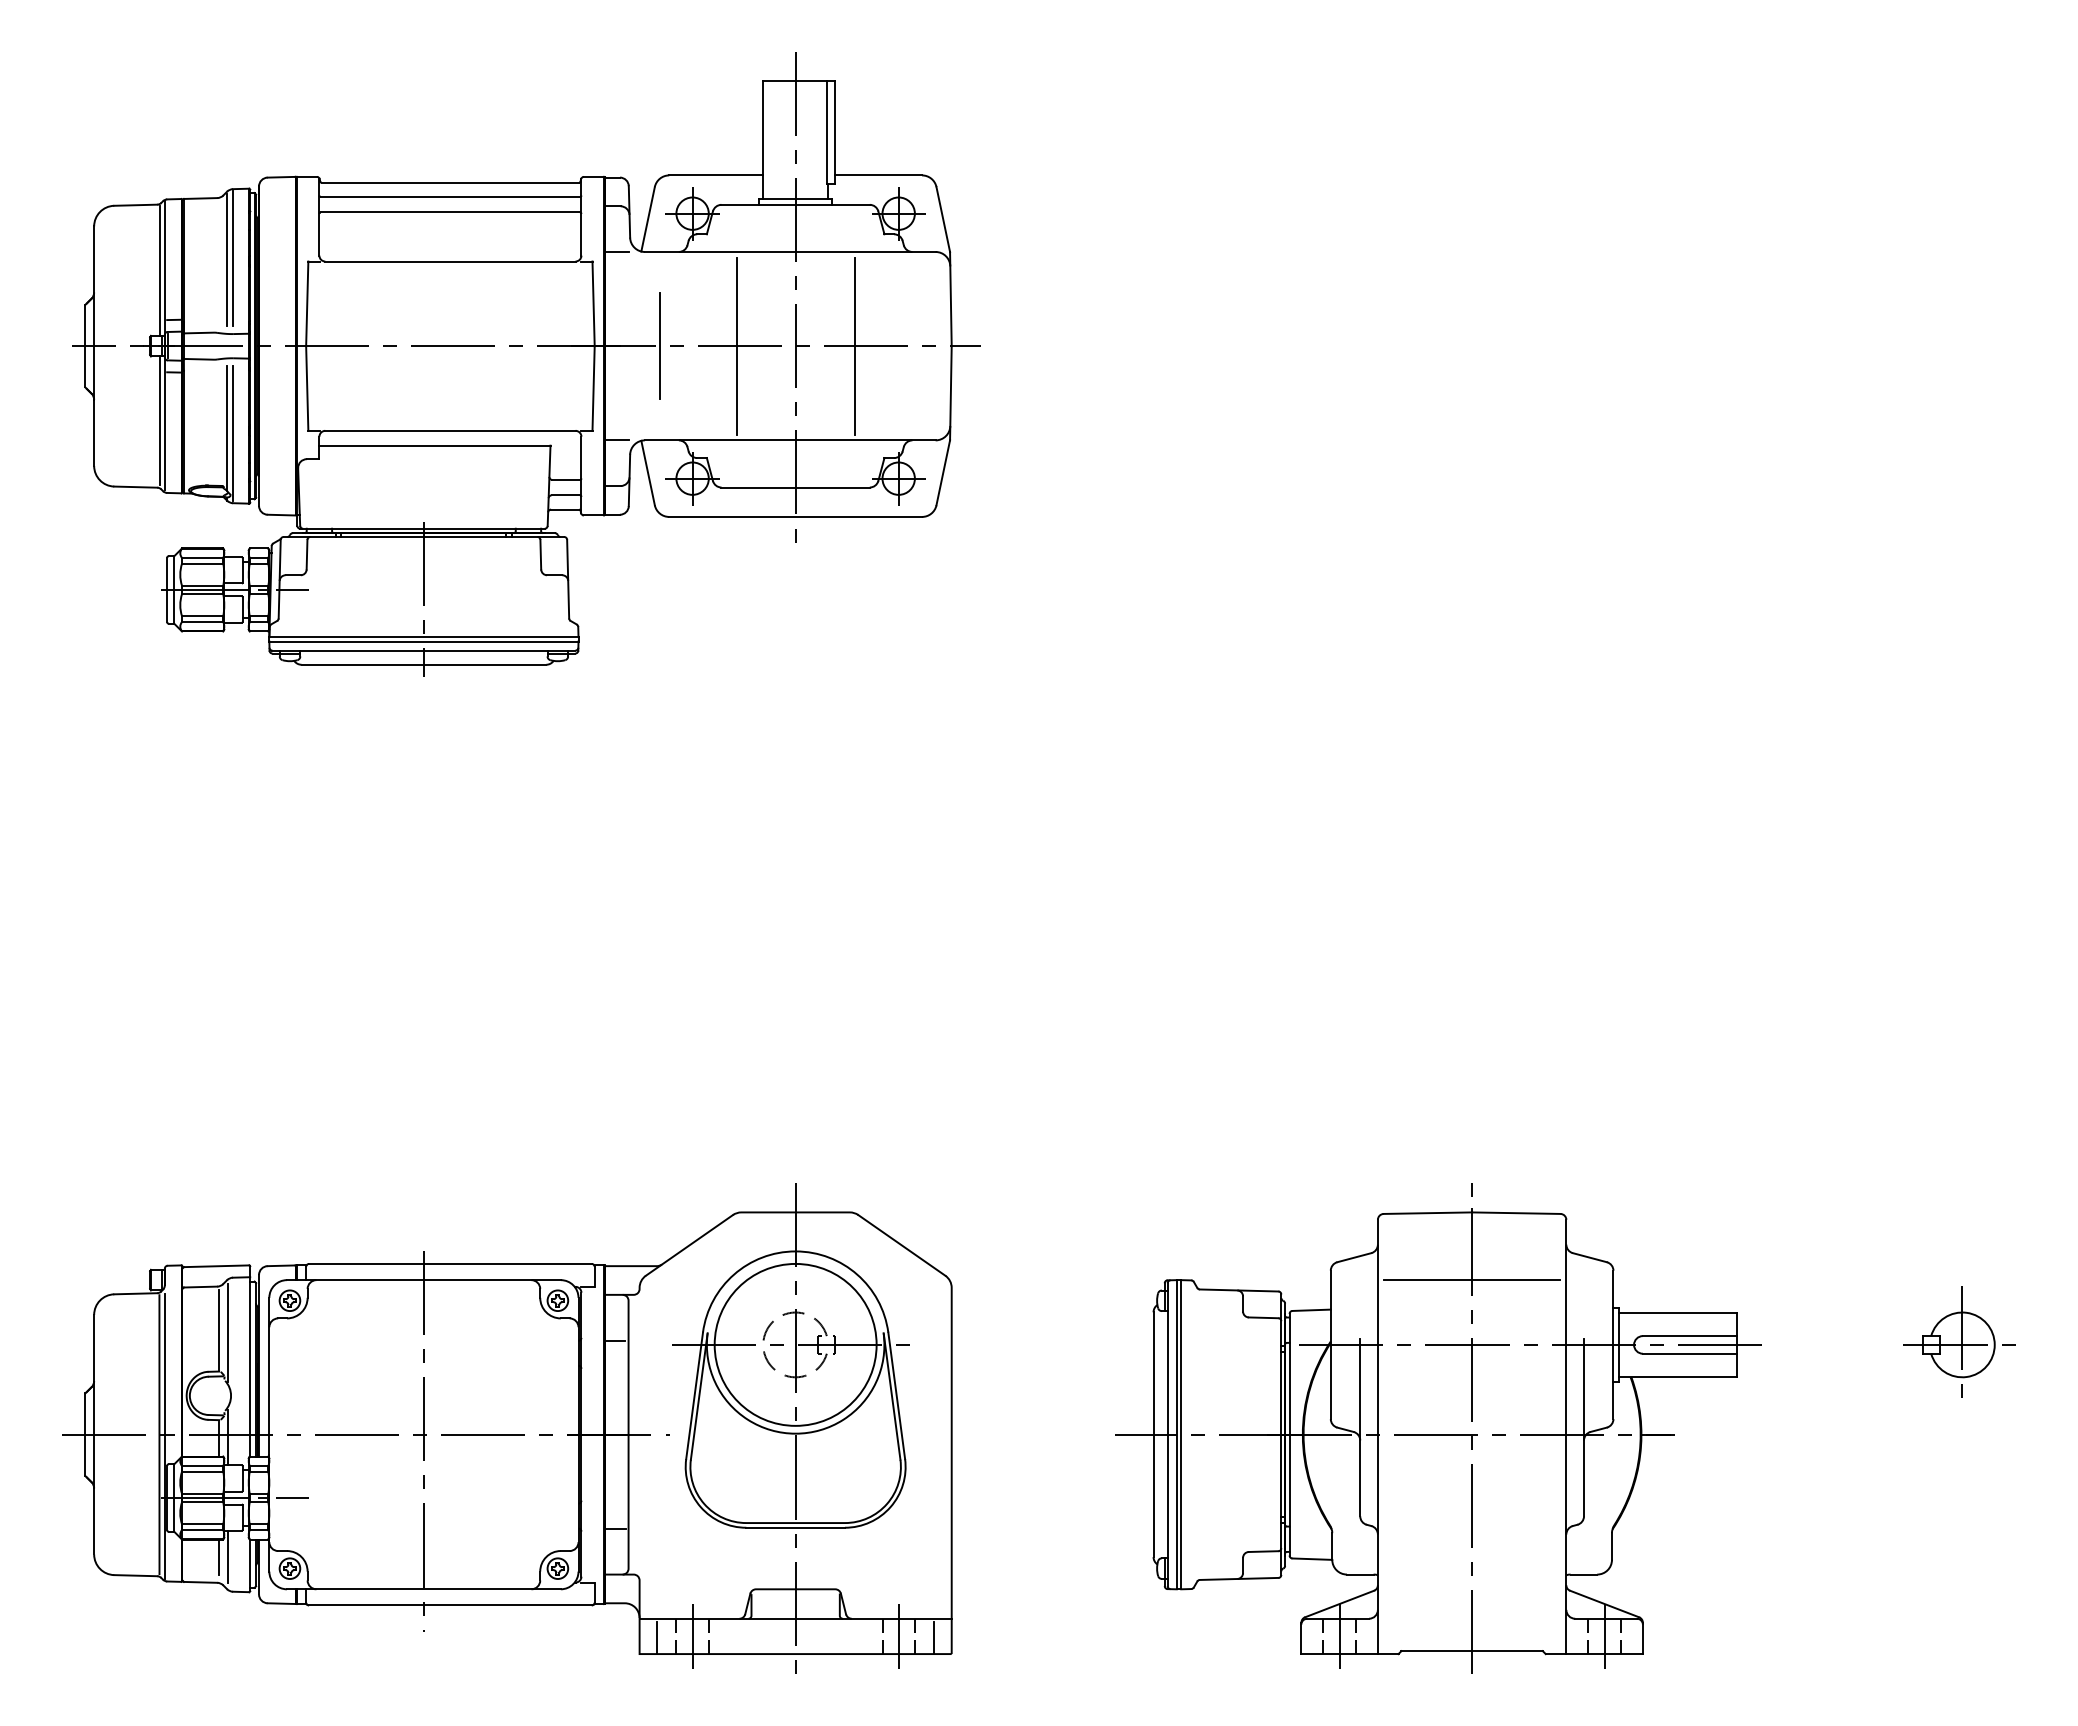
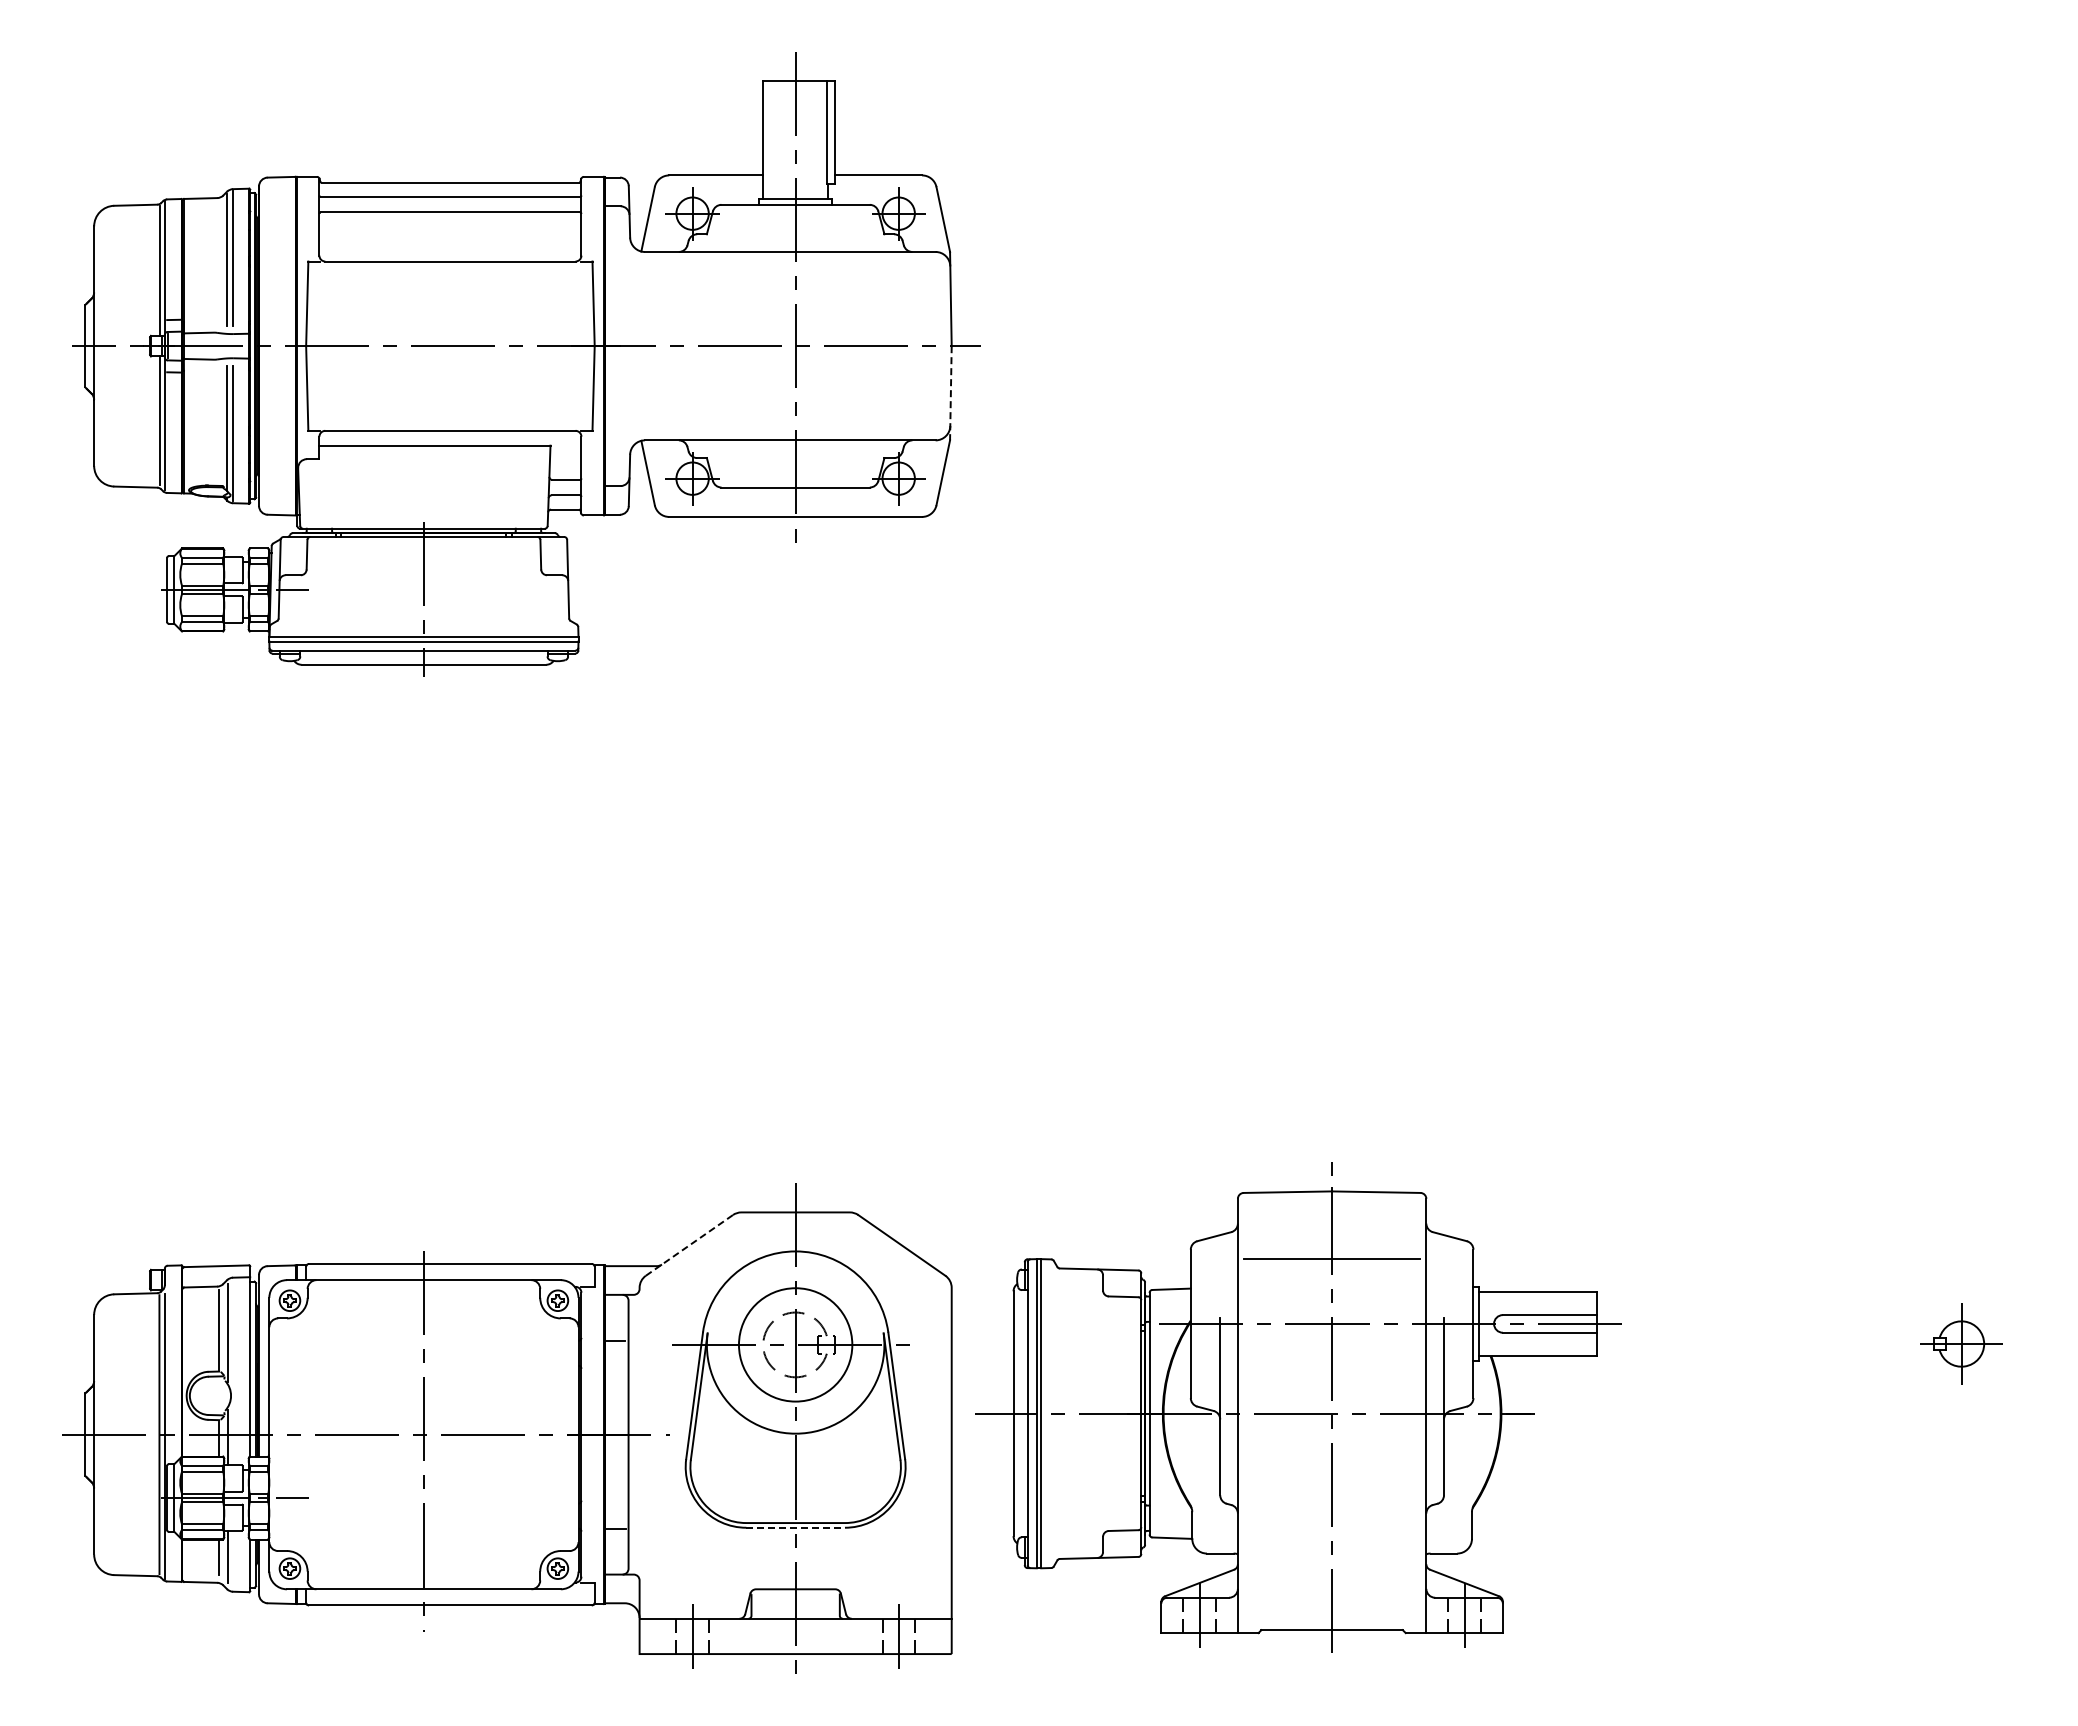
line: present -> none (617, 251)
line: present -> none (736, 345)
line: present -> none (854, 345)
line: present -> none (659, 346)
line: solid -> dashed (950, 393)
line: present -> none (617, 440)
line: solid -> dashed (689, 1245)
part size: 113x112 px -> 83x82 px (1961, 1343)
circle diameter: 162 px -> 113 px (795, 1344)
part position: (1438, 1428) -> (1298, 1407) (1298, 1407)
line: solid -> dashed (796, 1527)
line: present -> none (657, 1637)
line: present -> none (934, 1637)
